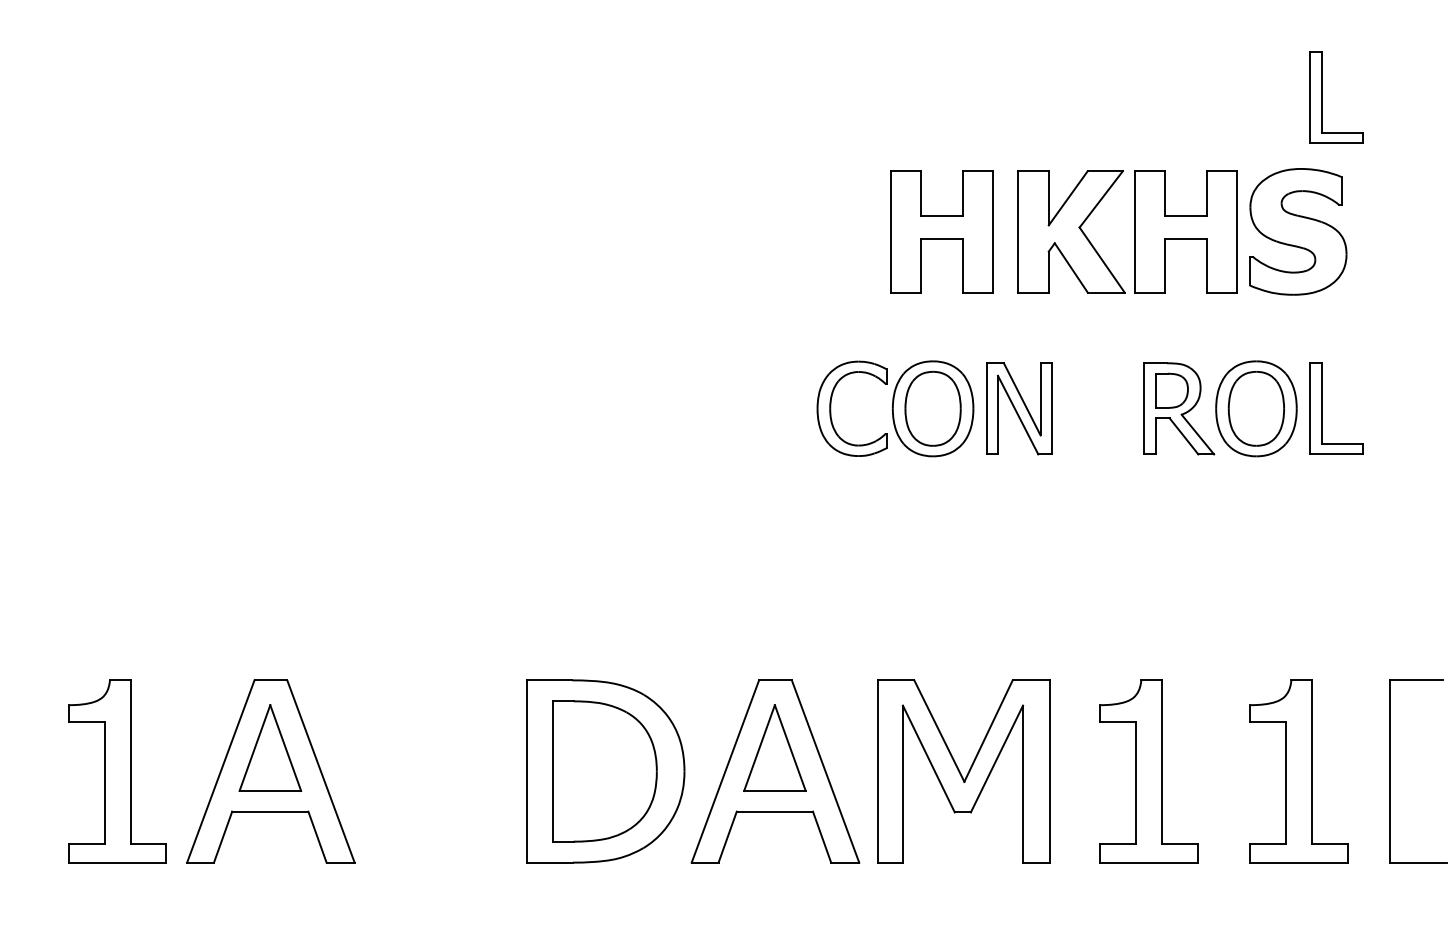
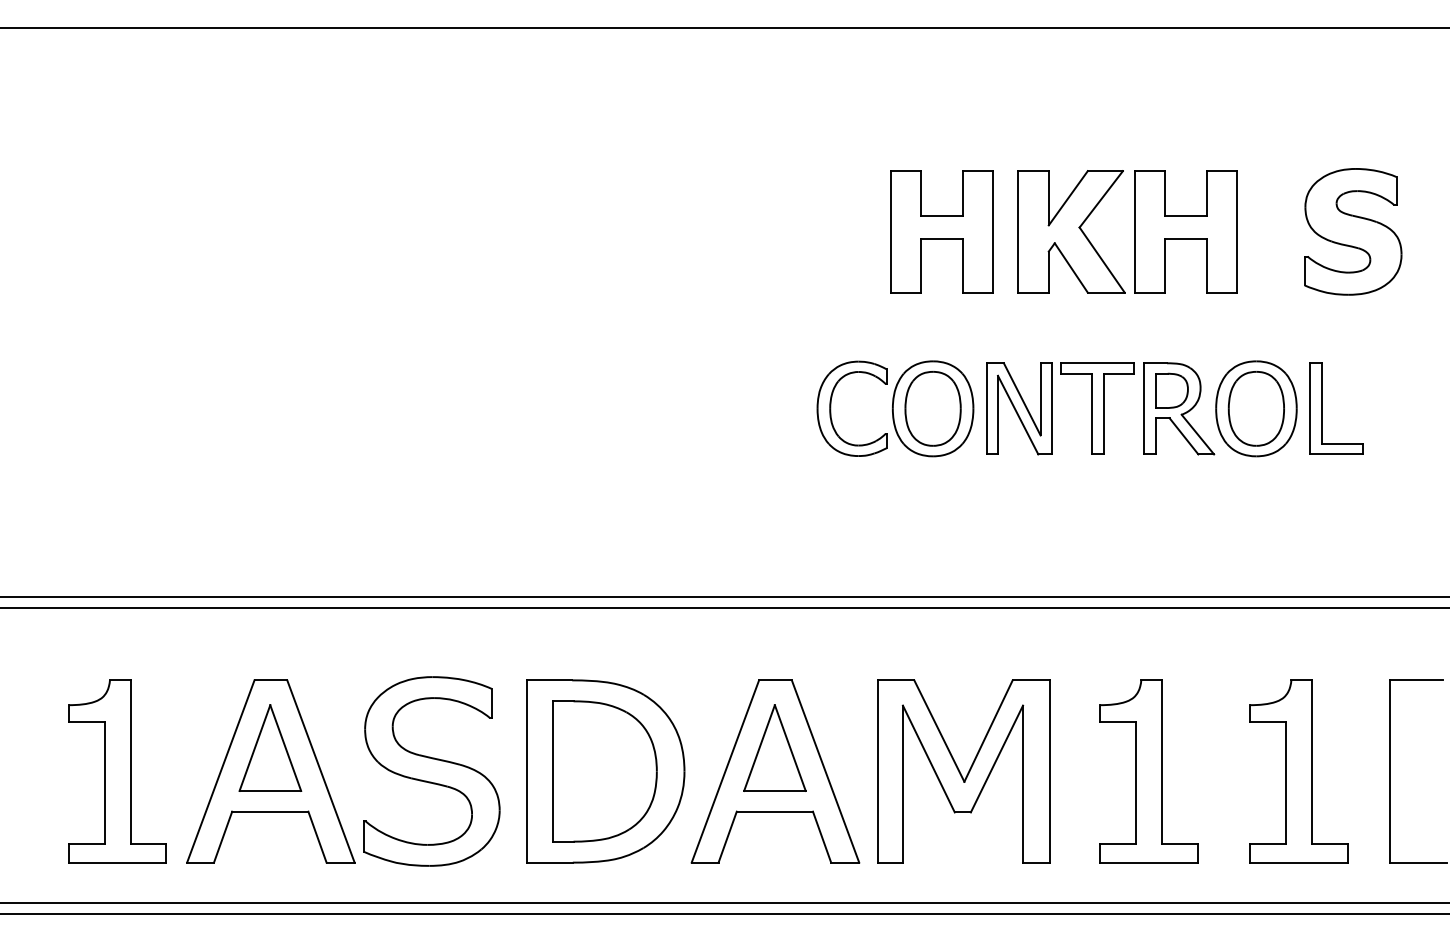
line: none -> present (724, 27)
part: present -> none (1322, 97)
part position: (1298, 231) -> (1353, 231) (1353, 231)
part: none -> present (1097, 408)
line: none -> present (724, 597)
line: none -> present (724, 608)
part: none -> present (431, 771)
line: none -> present (724, 903)
line: none -> present (724, 913)
